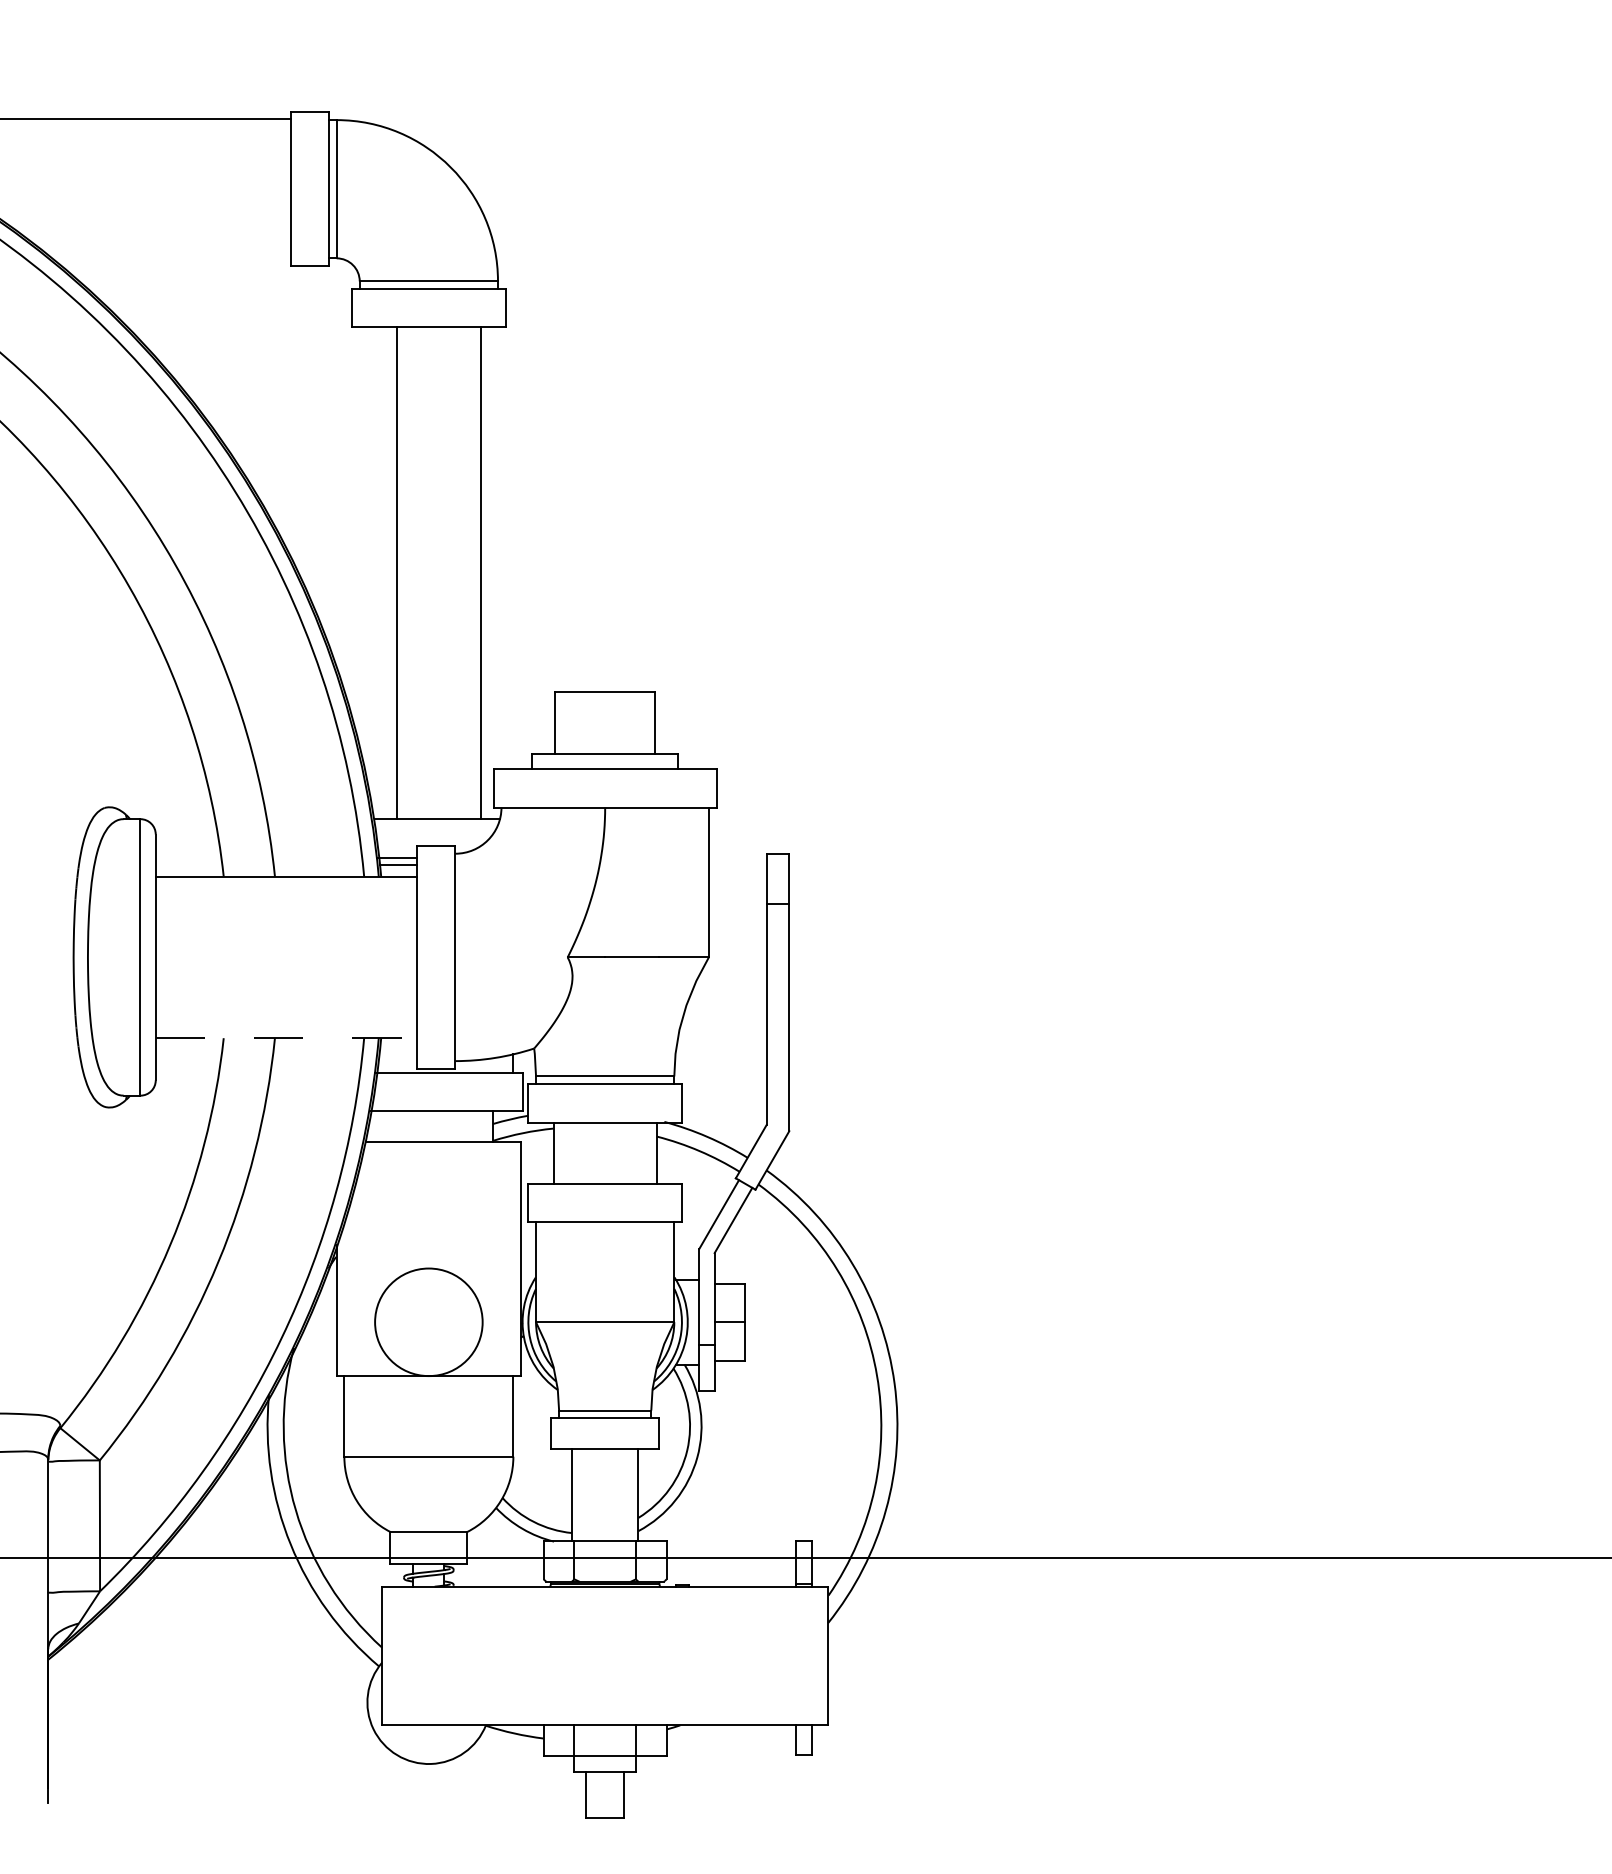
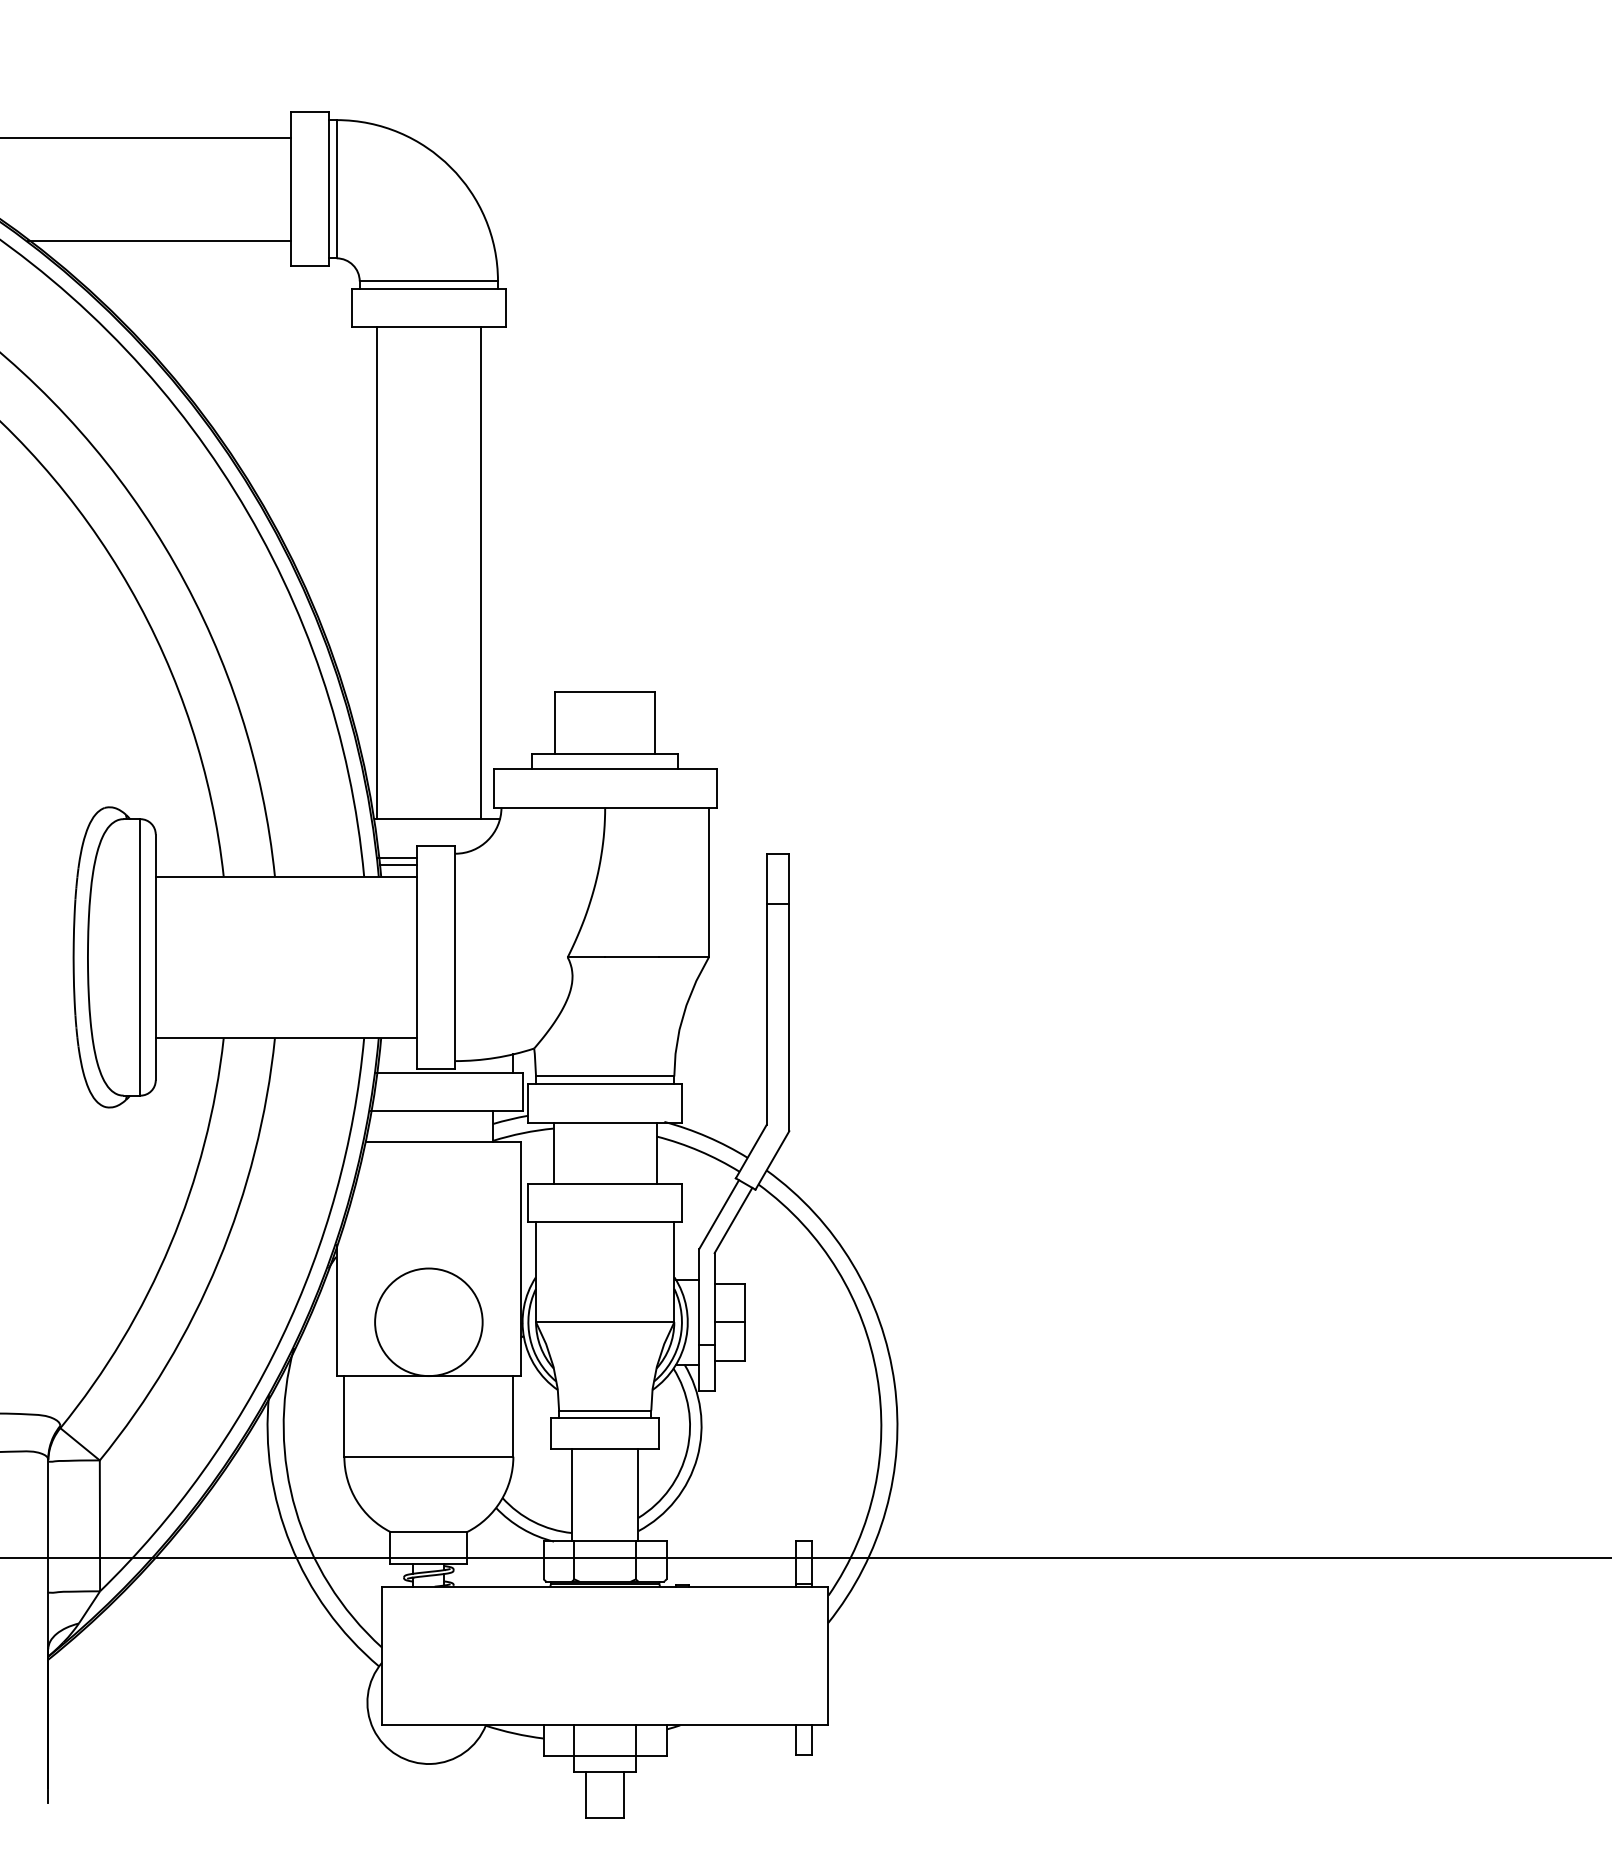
line position: (146, 118) -> (146, 137) (146, 137)
line: none -> present (158, 240)
line position: (397, 573) -> (377, 573) (377, 573)
line: dashed -> solid (286, 1038)
